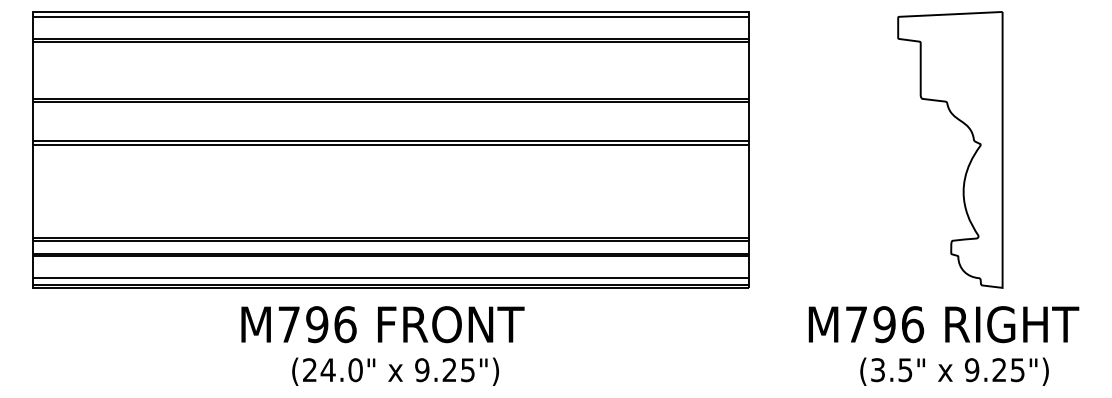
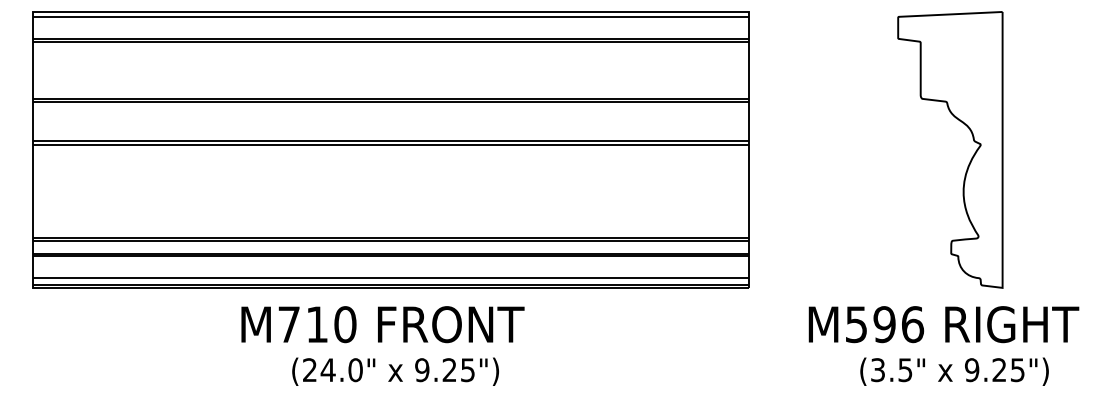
text: M796 -> M710 (331, 324)
text: M796 -> M596 (856, 324)
